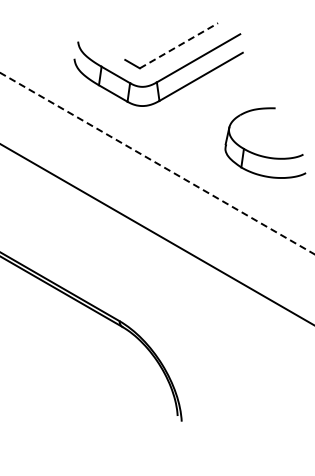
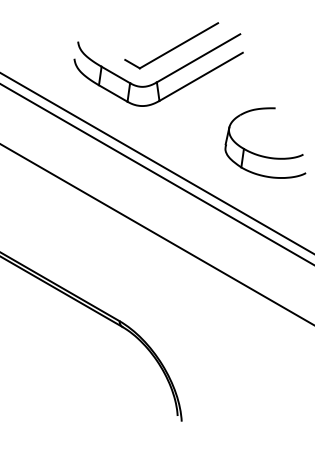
line: dashed -> solid (179, 45)
line: dashed -> solid (158, 163)
line: none -> present (156, 174)
